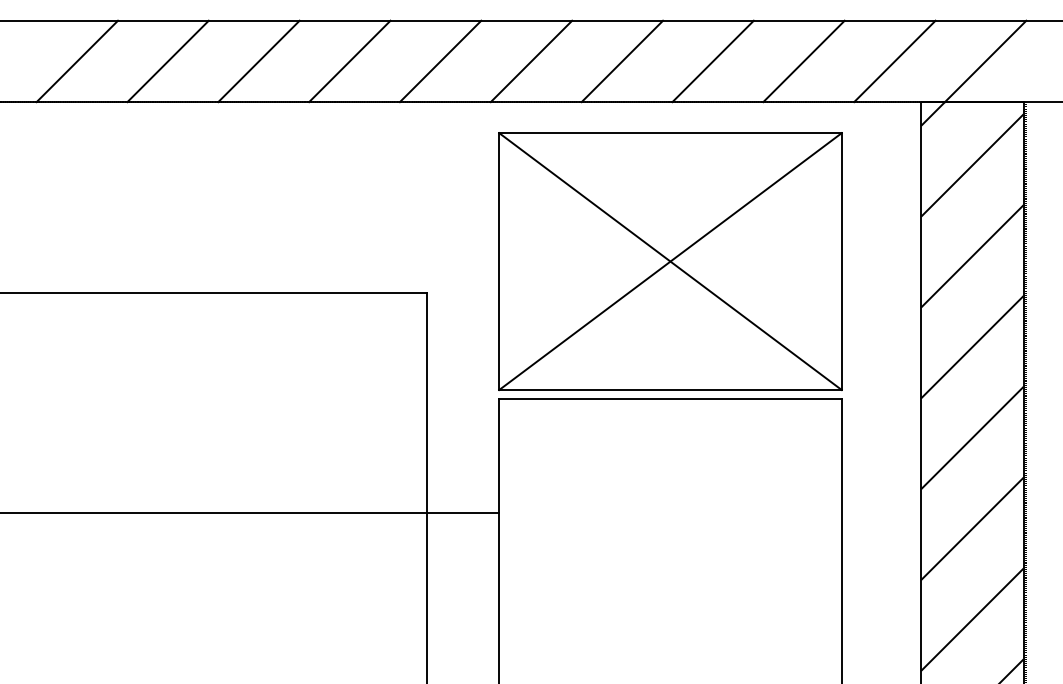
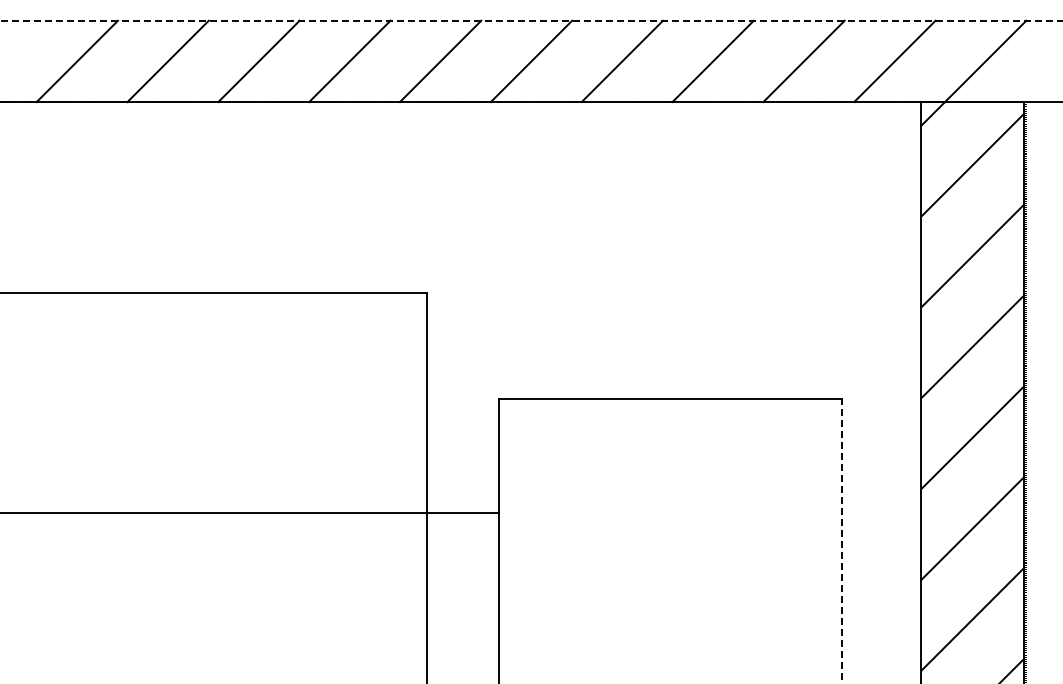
line: solid -> dashed (531, 20)
part: present -> none (670, 261)
line: solid -> dashed (841, 540)
